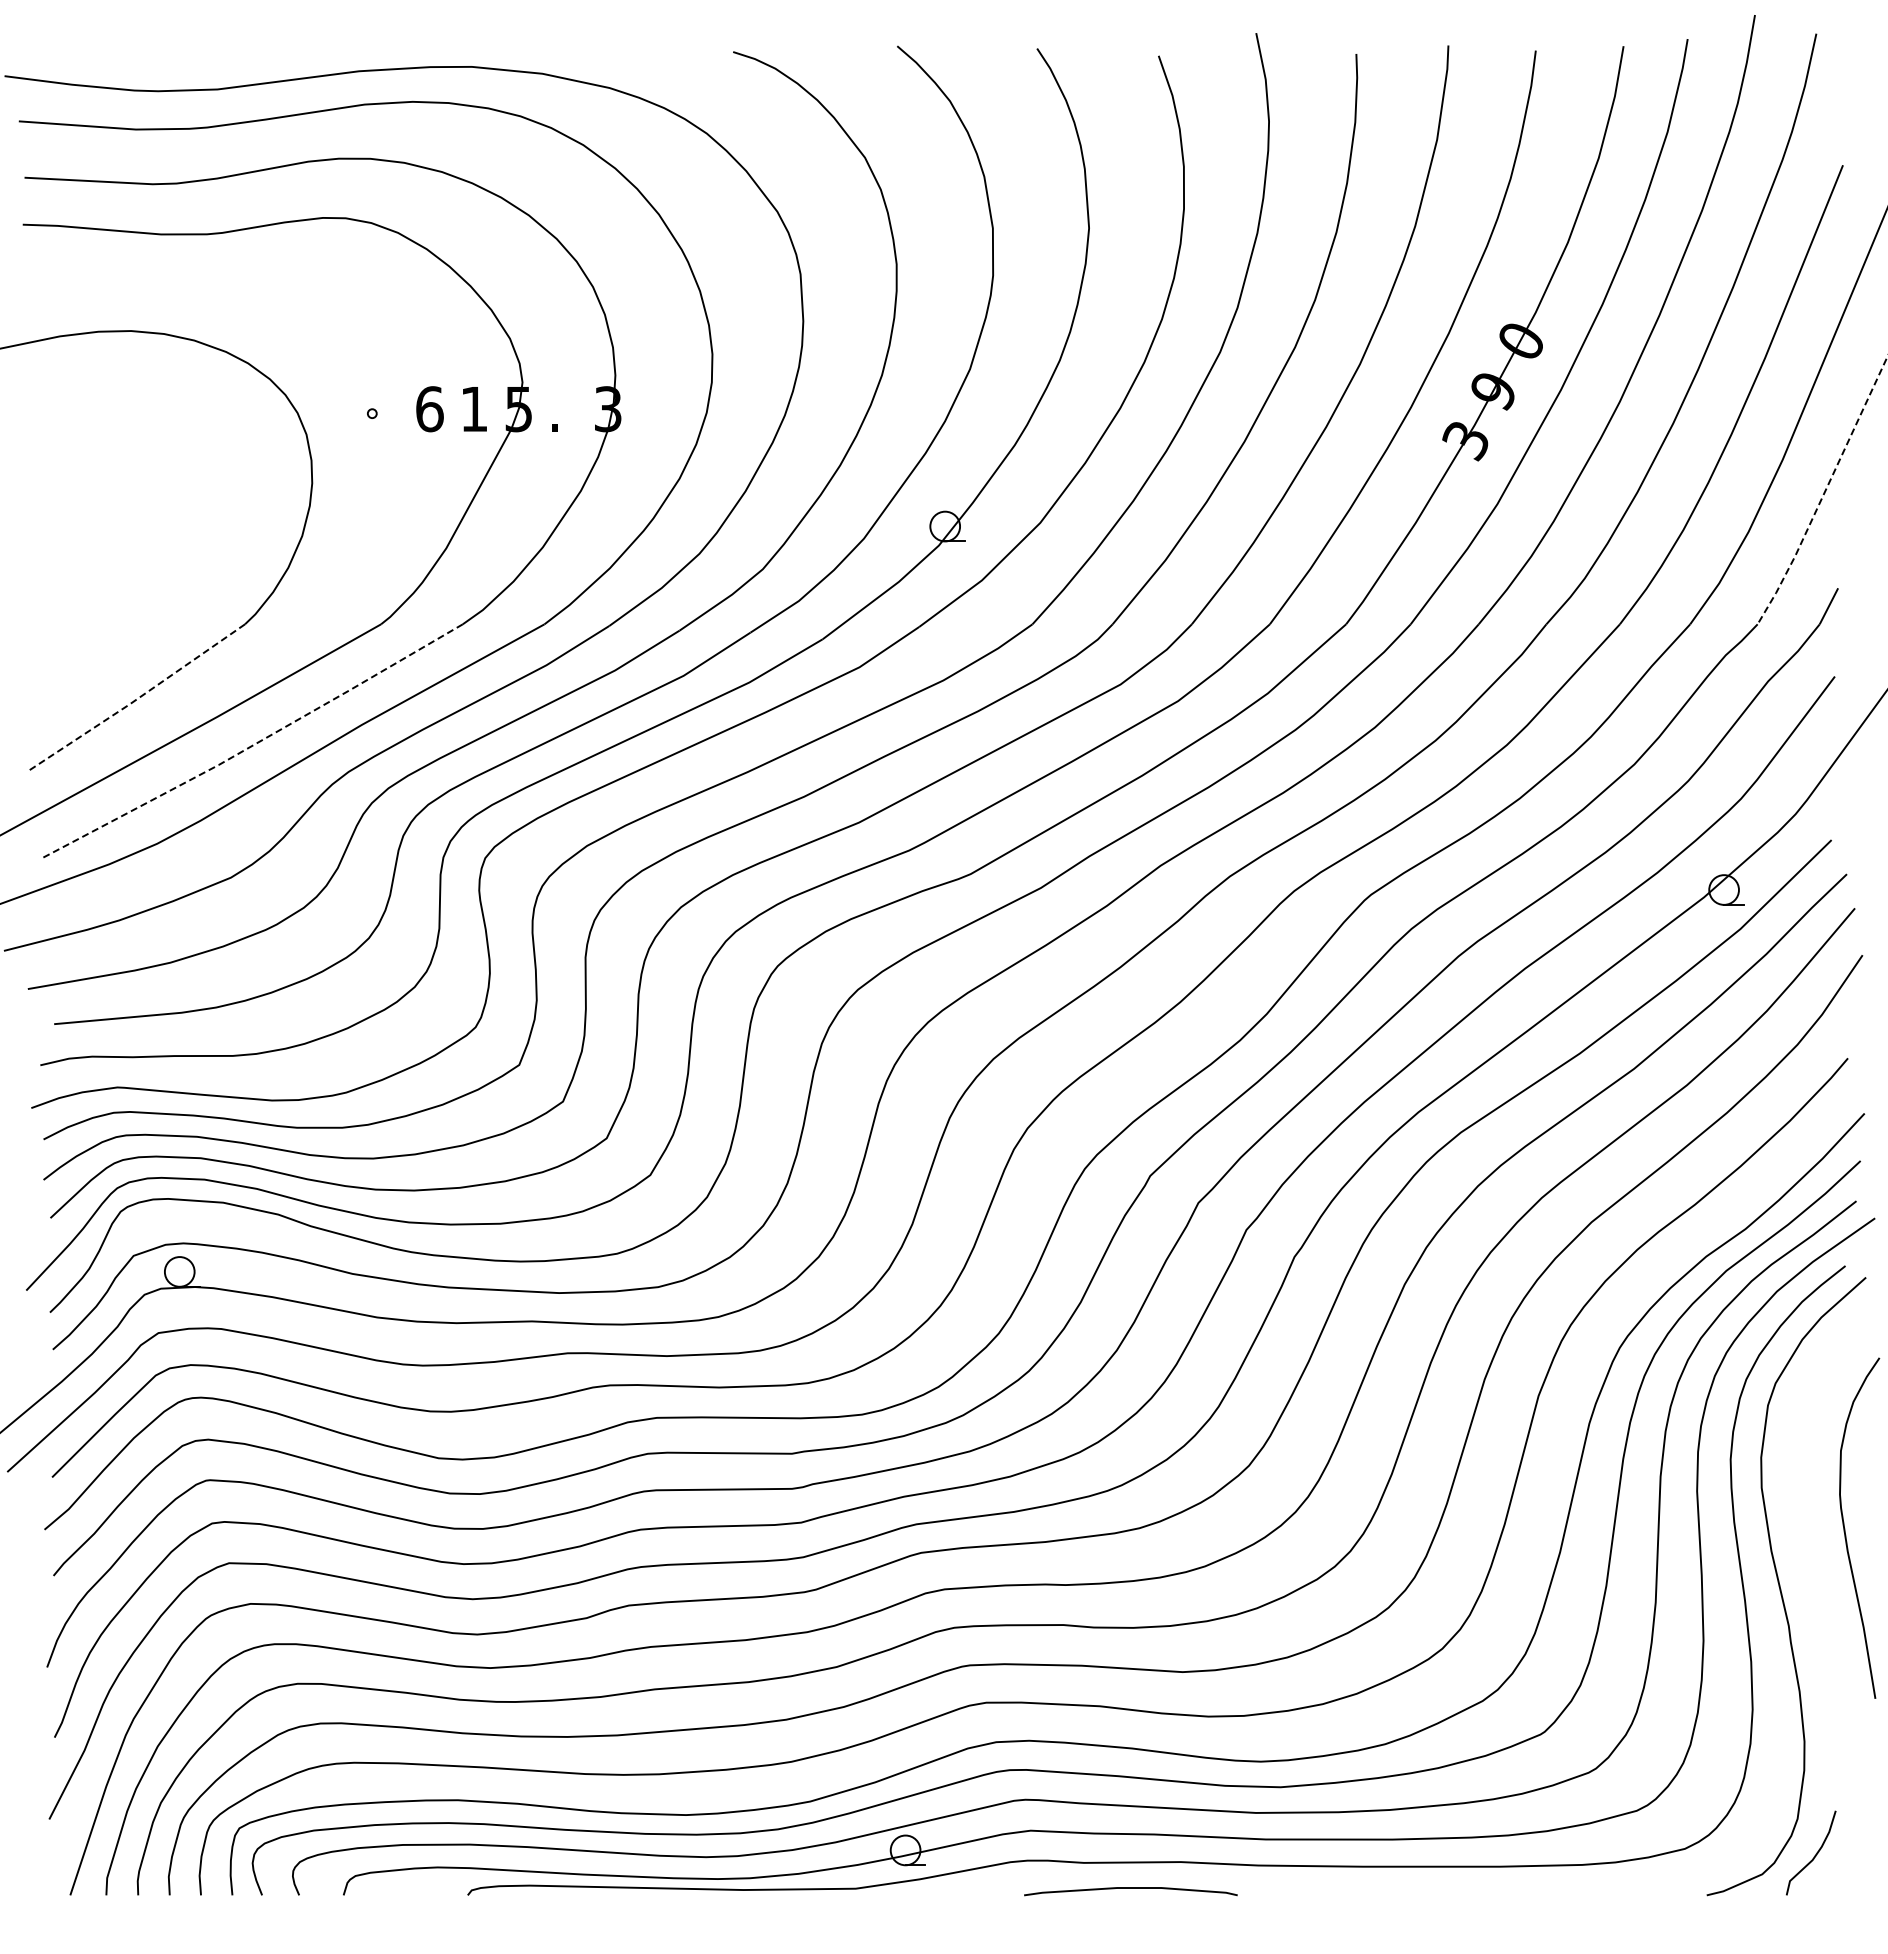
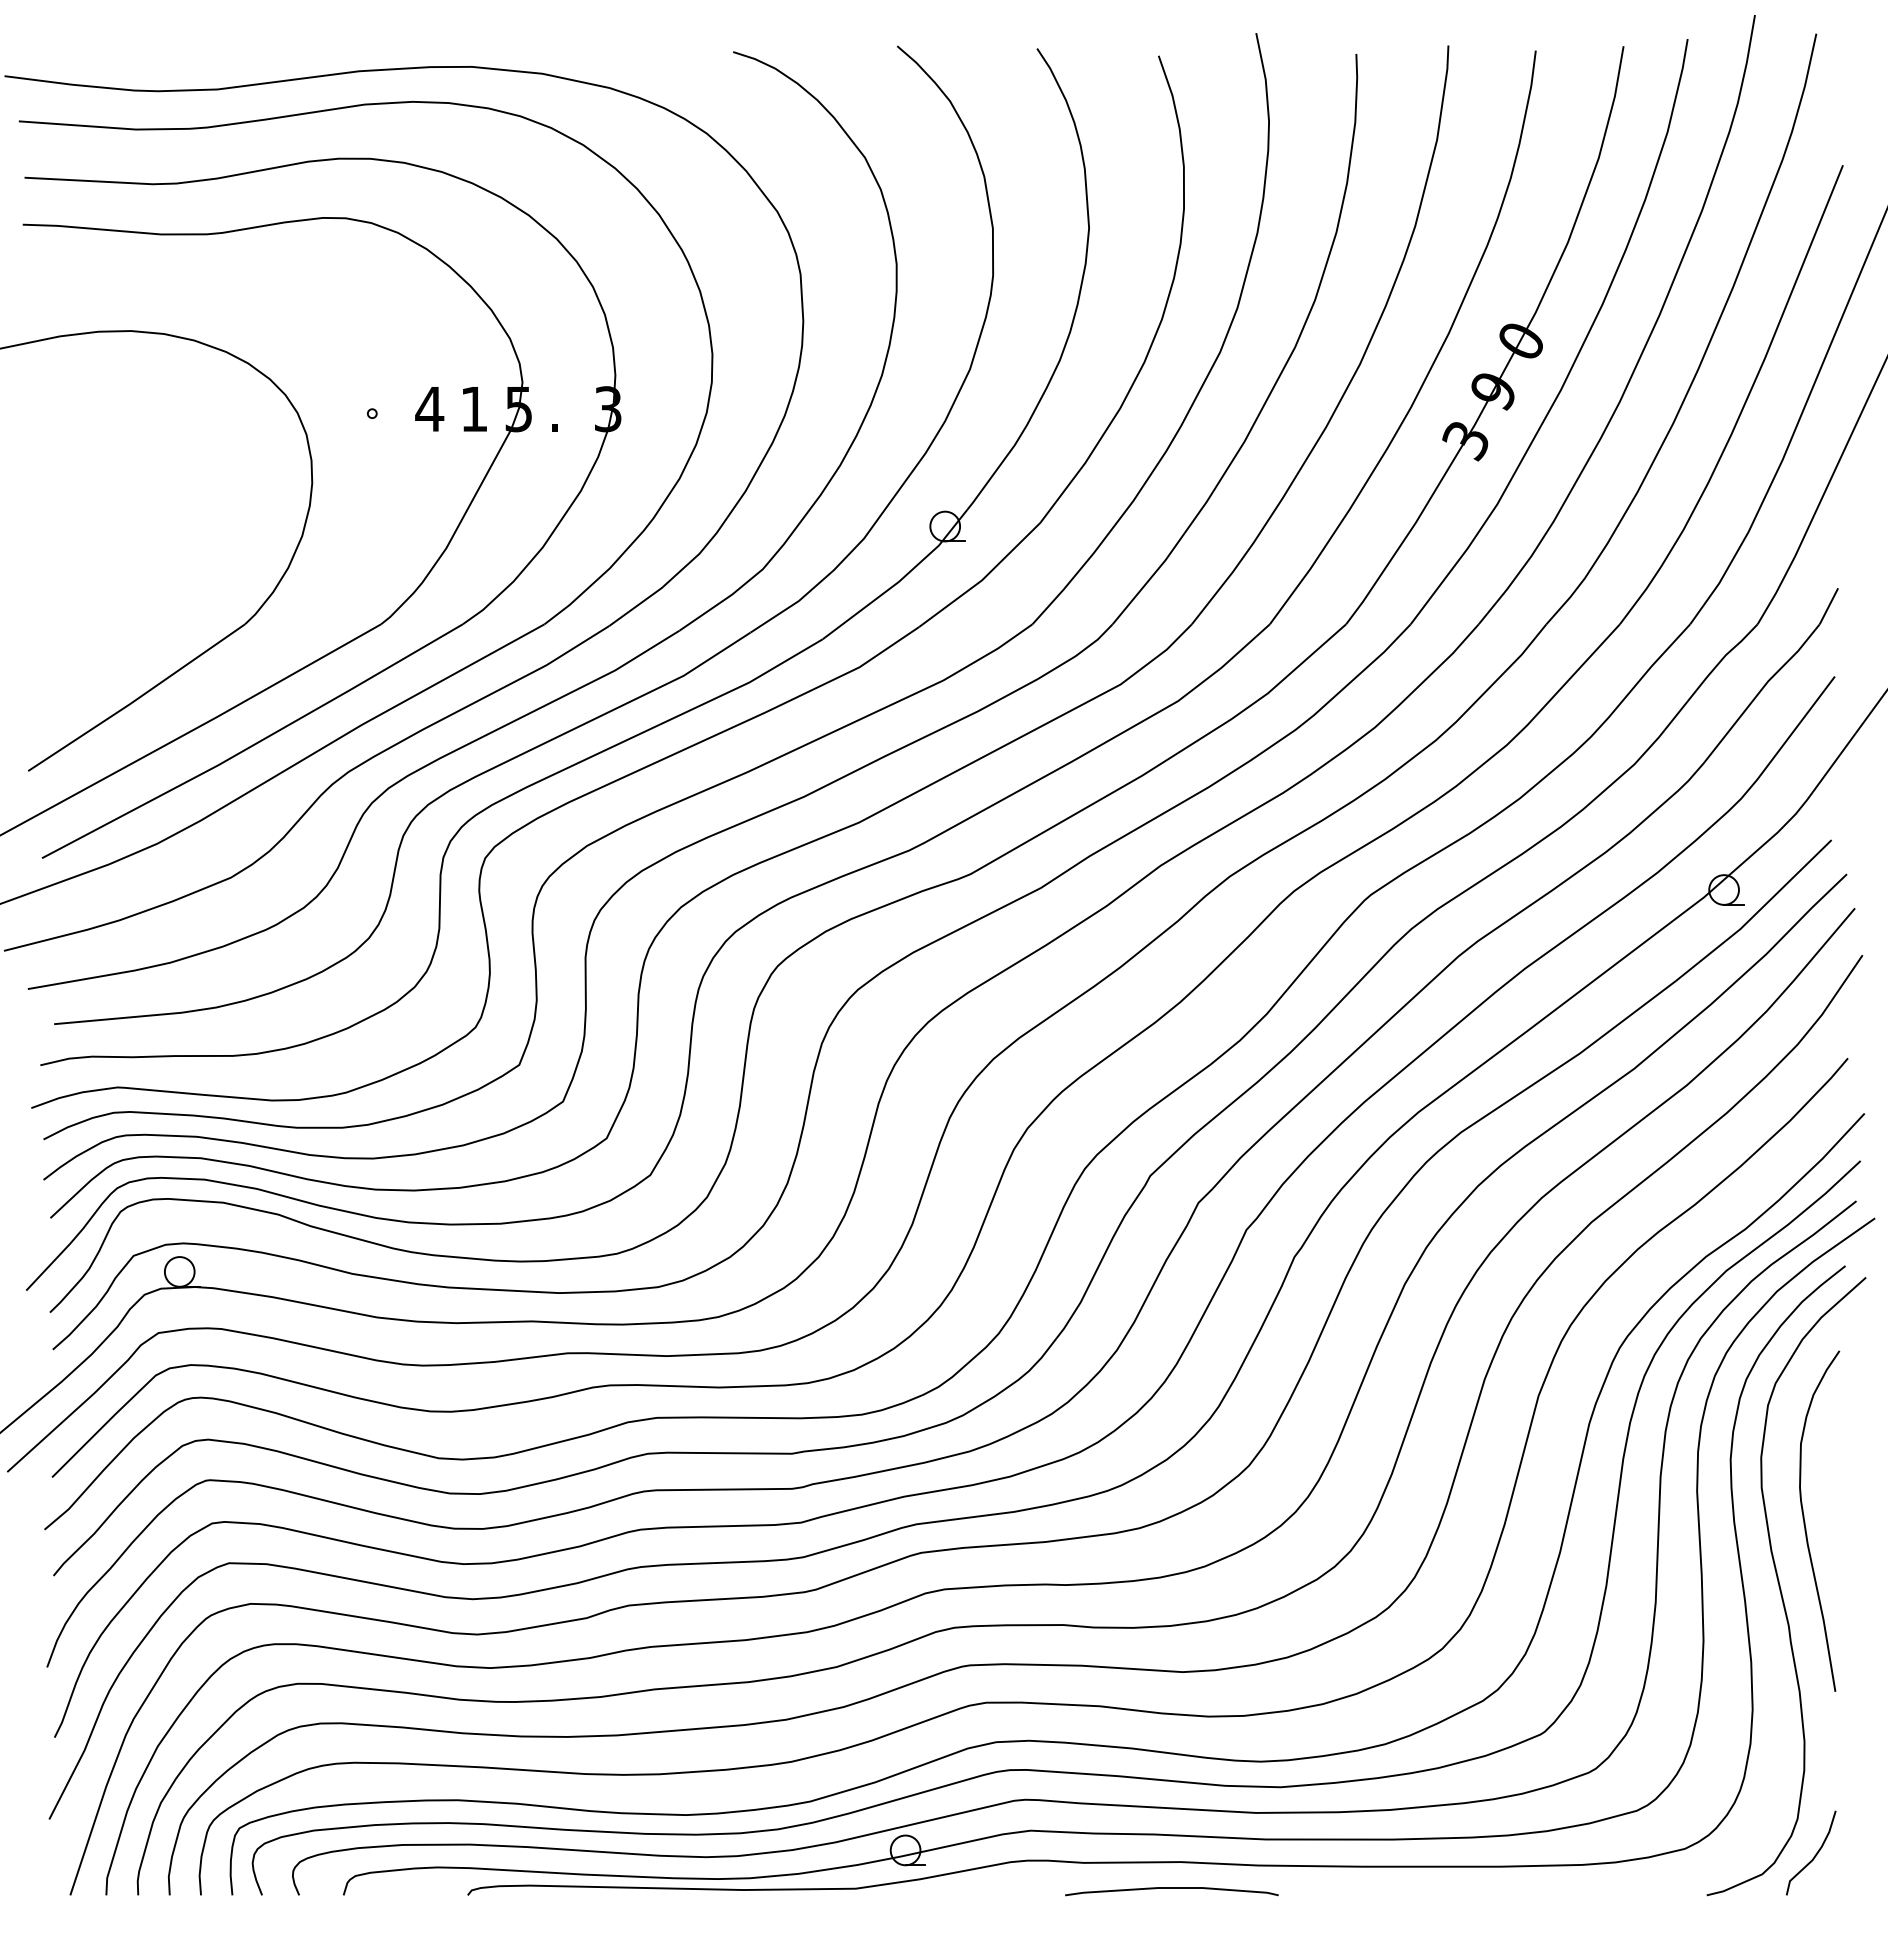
text: 6 -> 4 (429, 409)
line: dashed -> solid (1824, 492)
line: dashed -> solid (137, 699)
line: dashed -> solid (254, 744)
curve position: (1845, 1528) -> (1805, 1521) (1805, 1521)
curve position: (1130, 1888) -> (1171, 1888) (1171, 1888)
